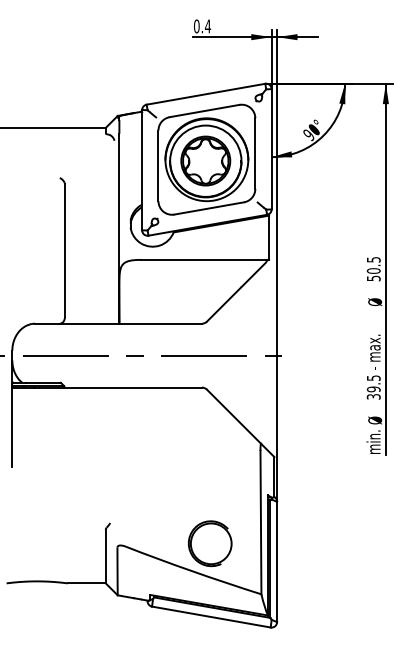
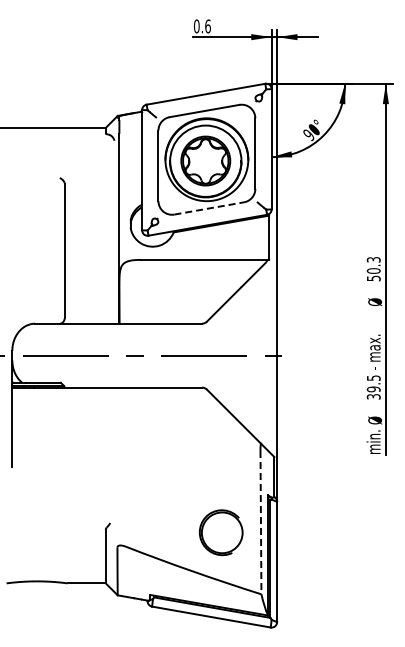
text: 0.4 -> 0.6 (207, 26)
line: solid -> dashed (209, 208)
text: 50.5 -> 50.3 (372, 259)
line: solid -> dashed (260, 522)
part position: (210, 543) -> (221, 532) (221, 532)
